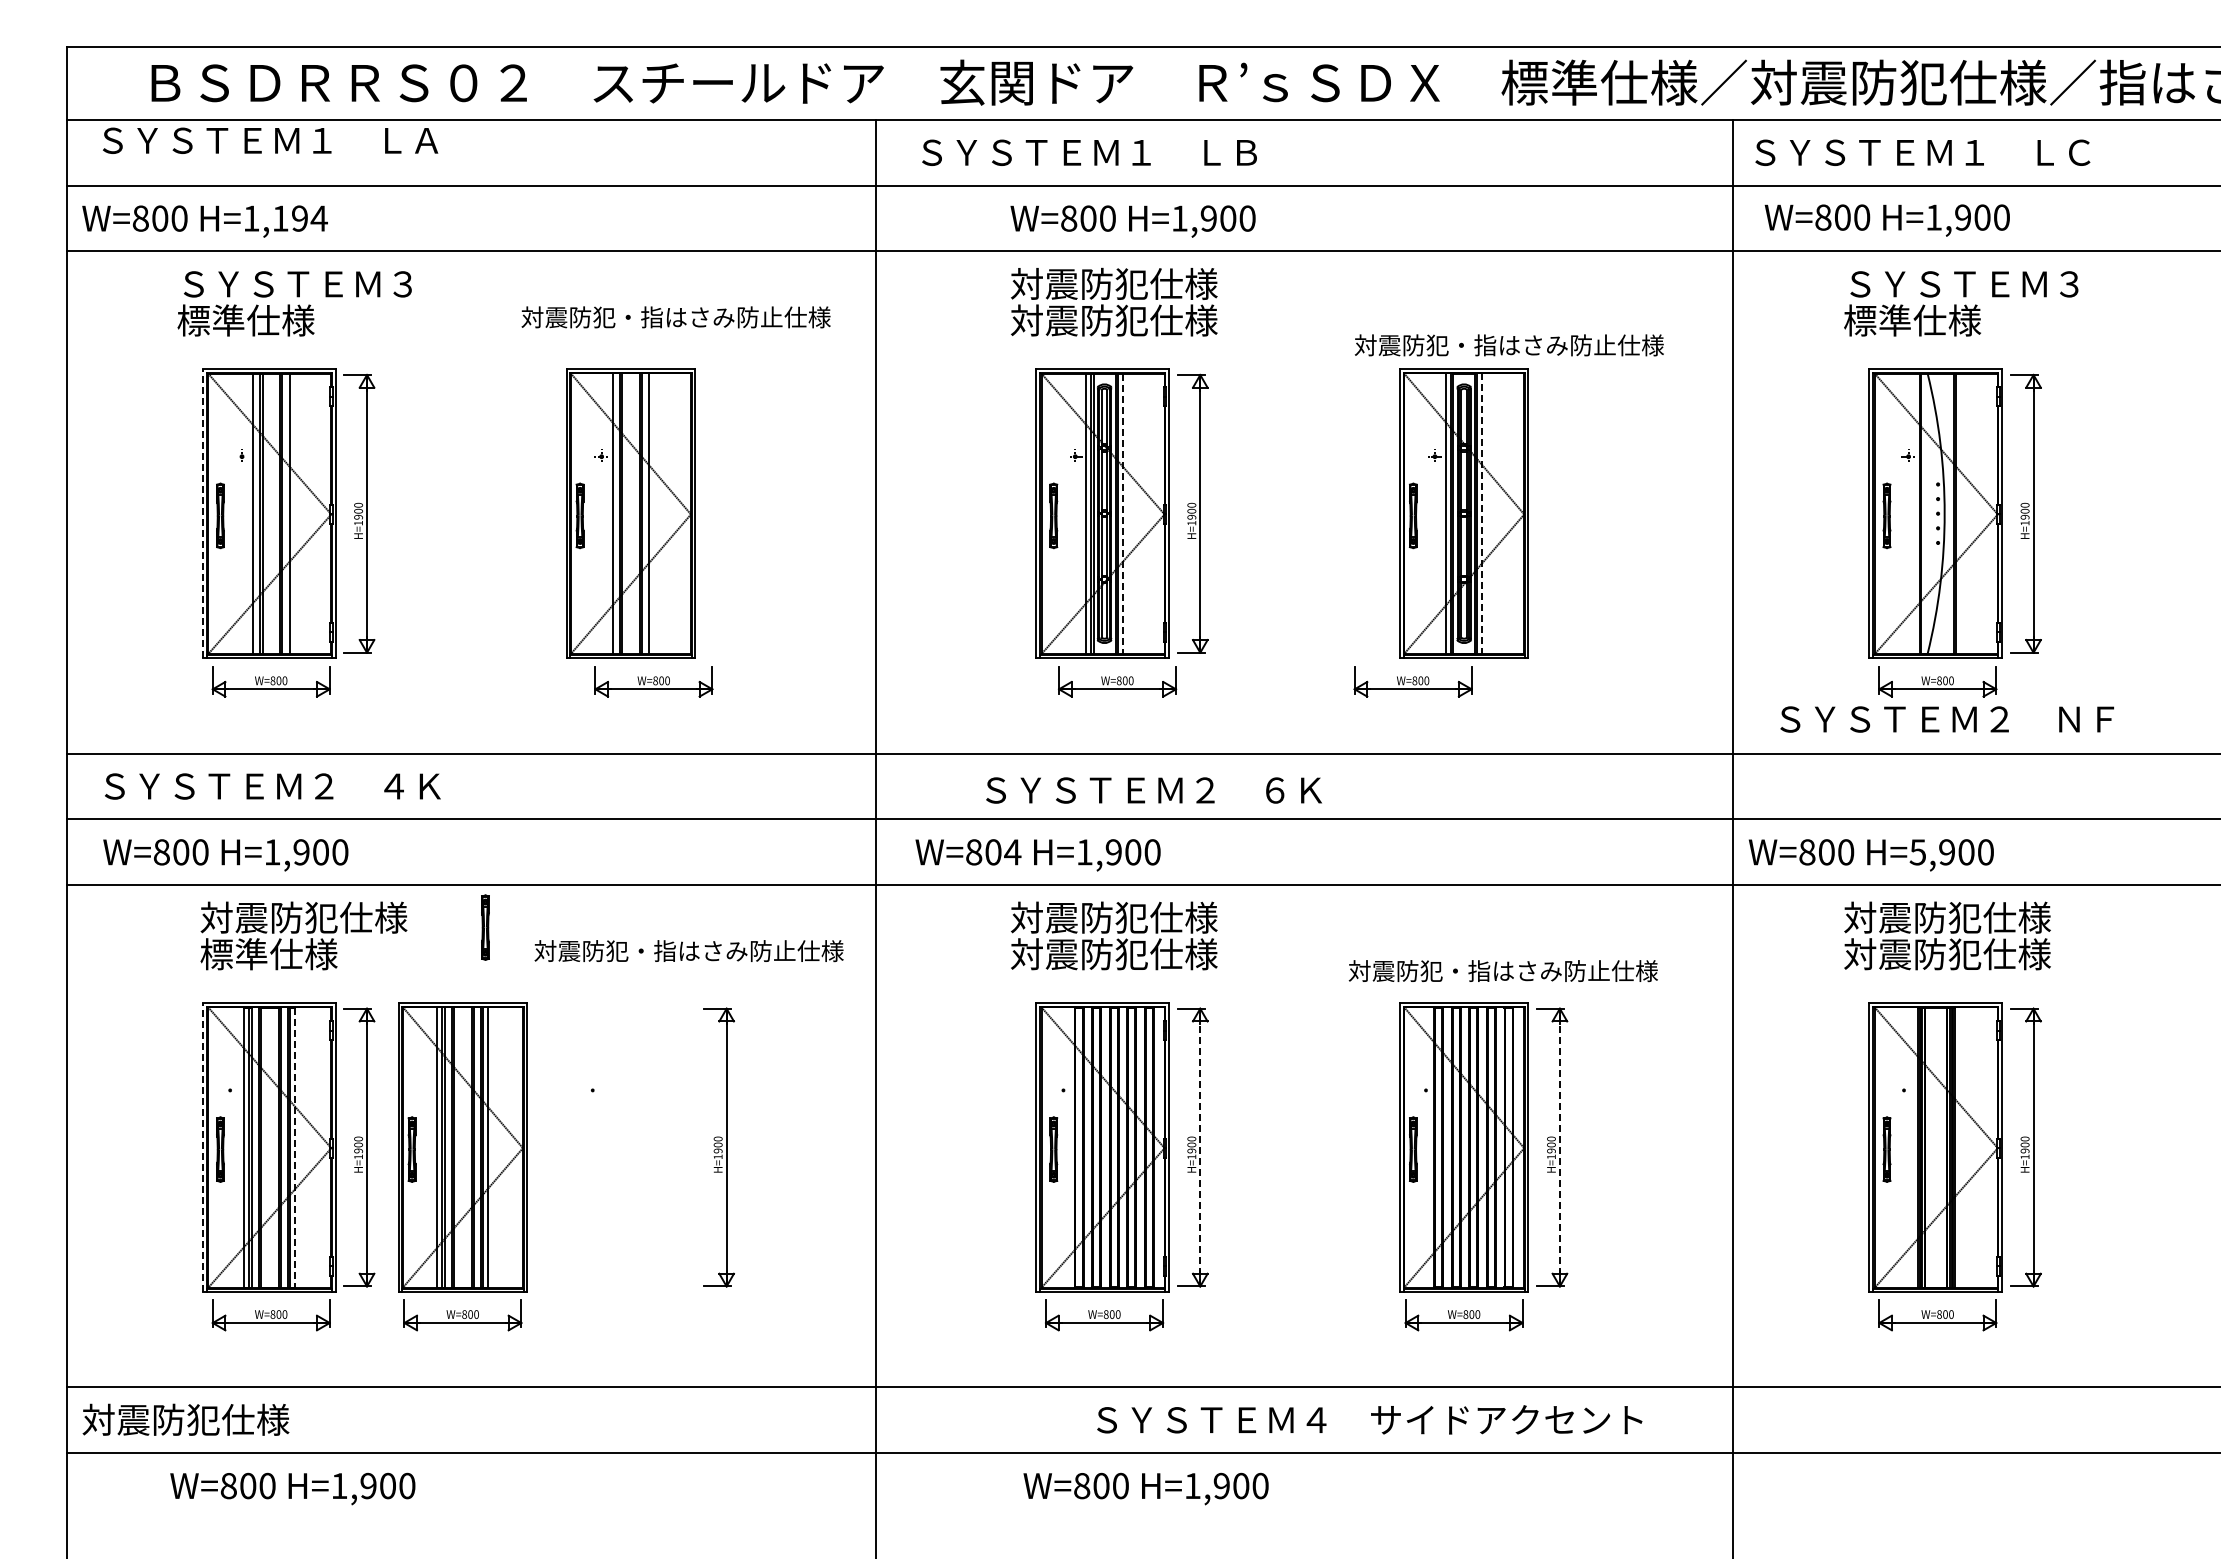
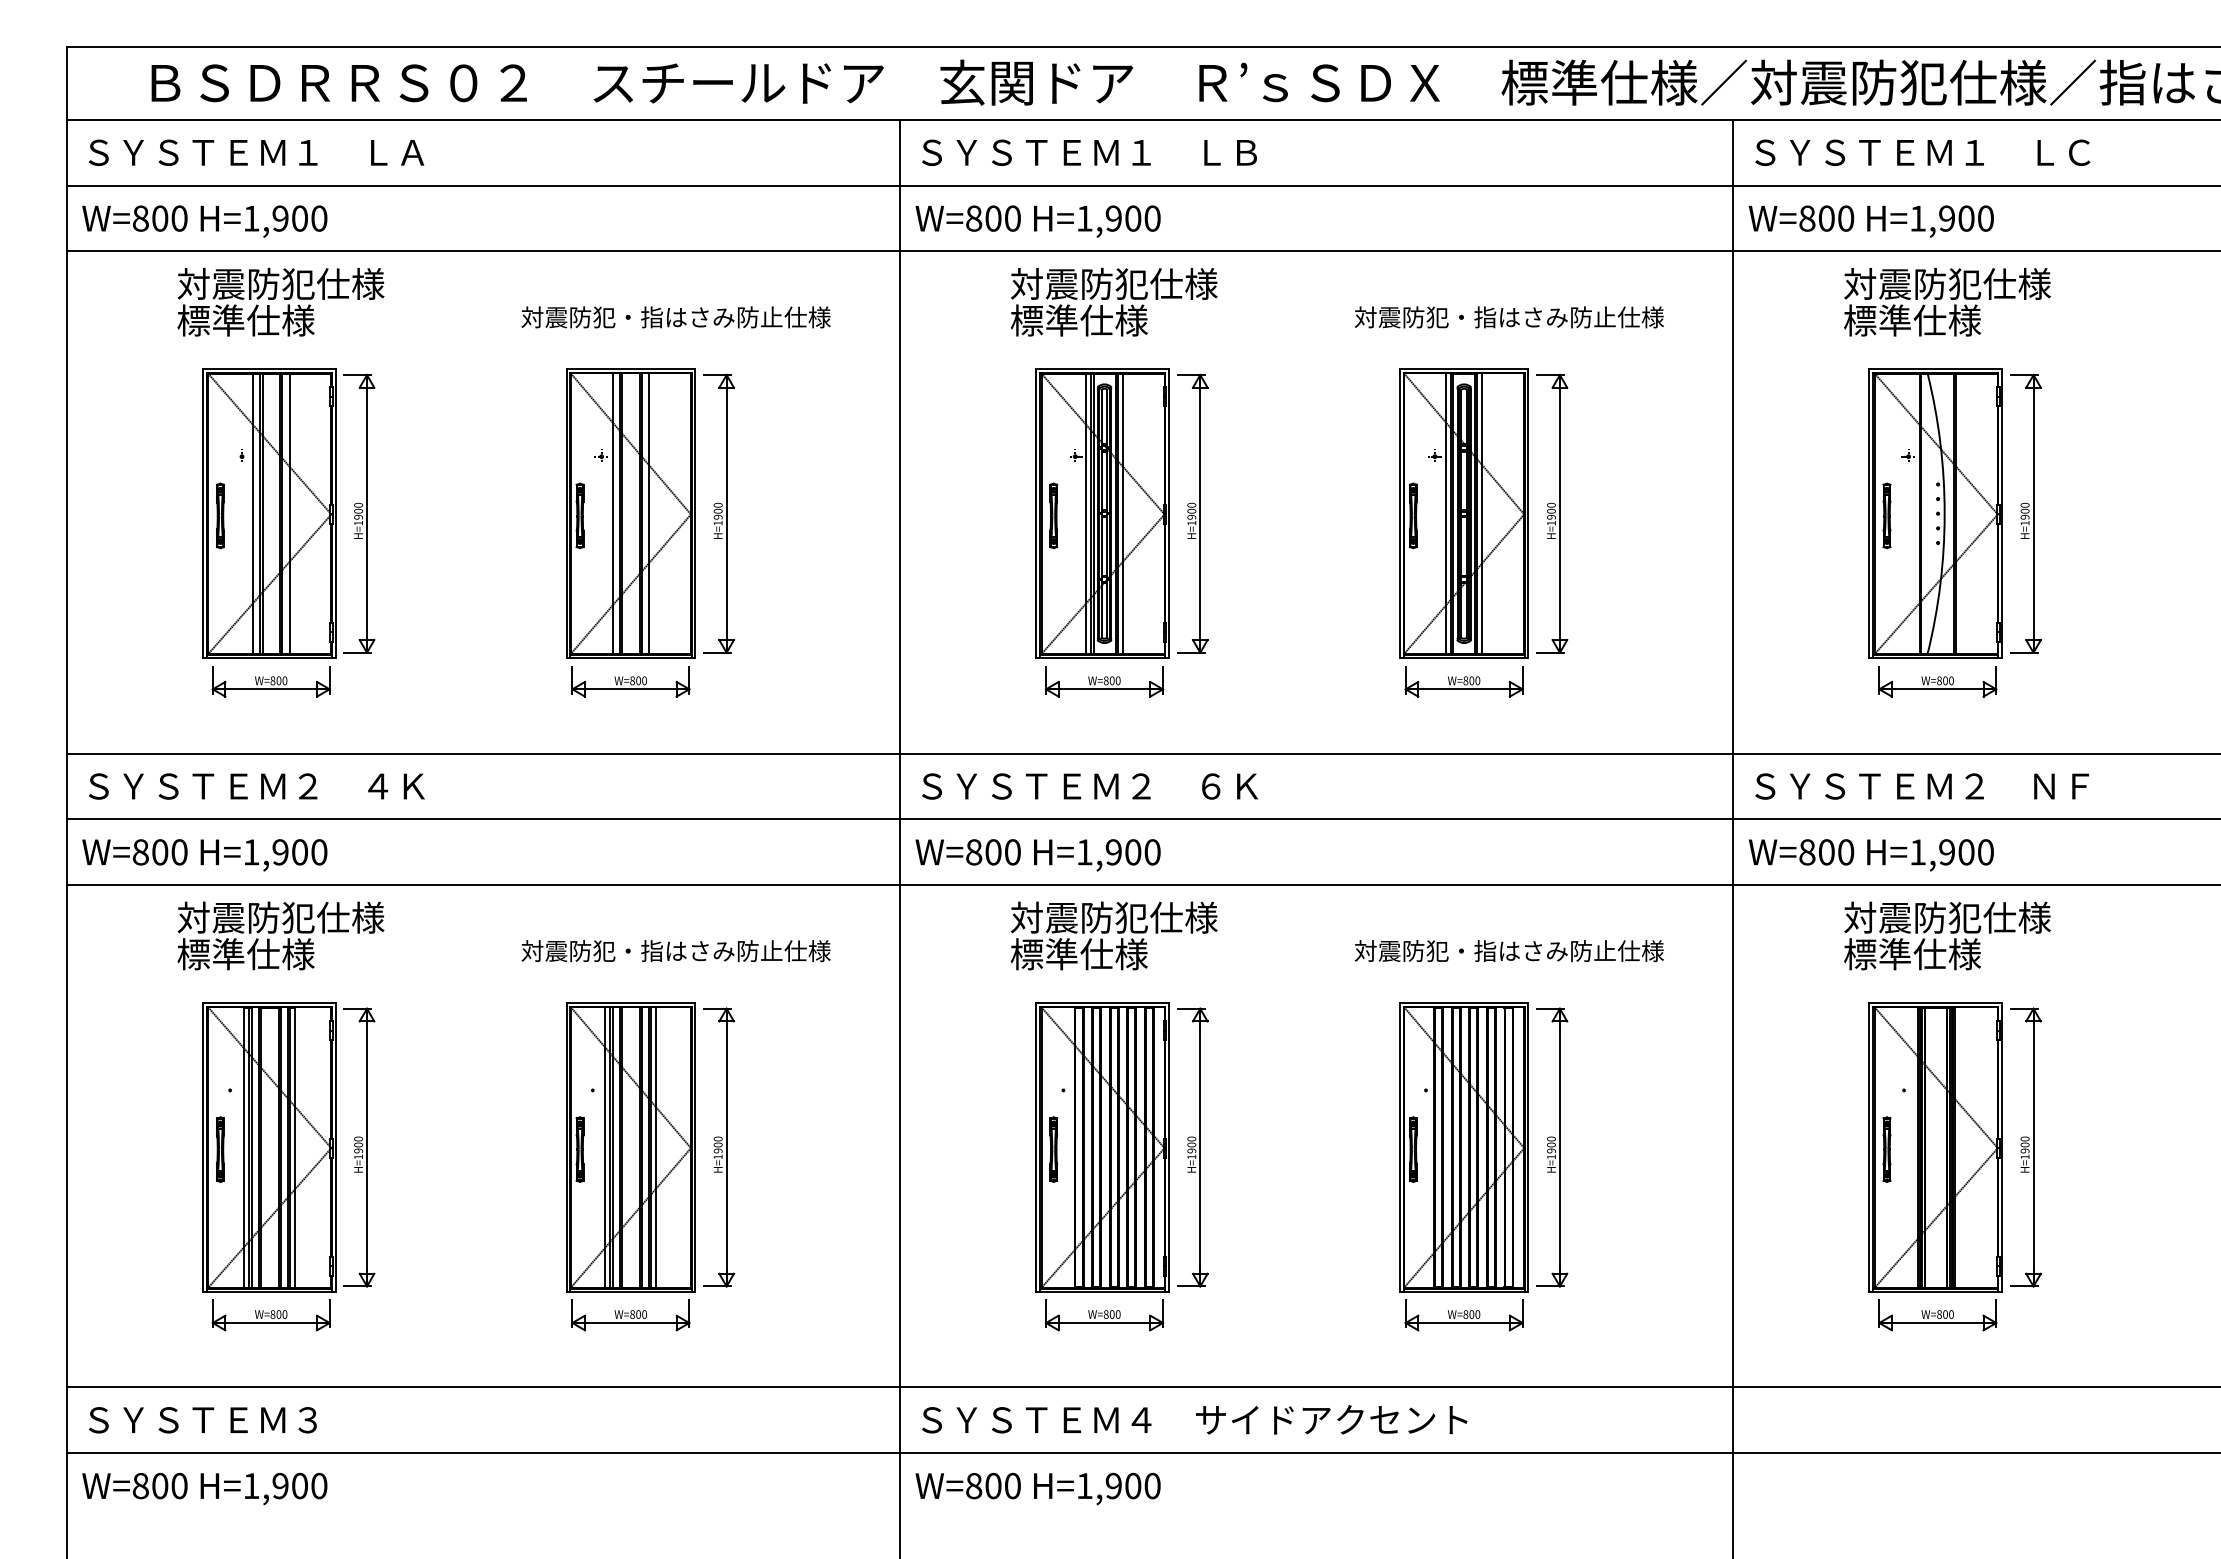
text position: (270, 140) -> (256, 152) (256, 152)
text: H=1,194 -> H=1,900 (299, 218)
text position: (1886, 220) -> (1870, 221) (1870, 221)
text position: (1132, 221) -> (1037, 221) (1037, 221)
text: ＳＹＳＴＥＭ３ -> 対震防犯仕様 (294, 283)
text: ＳＹＳＴＥＭ３ -> 対震防犯仕様 (1961, 283)
text: 対震防犯仕様 -> 標準仕様 (1113, 320)
text position: (1508, 345) -> (1508, 317) (1508, 317)
line: dashed -> solid (202, 513)
part: none -> present (718, 513)
part: none -> present (1552, 513)
line: dashed -> solid (1122, 514)
line: dashed -> solid (1482, 514)
part position: (653, 681) -> (630, 681) (630, 681)
part position: (1117, 681) -> (1104, 681) (1104, 681)
part position: (1412, 681) -> (1463, 681) (1463, 681)
text position: (1946, 719) -> (1921, 786) (1921, 786)
text position: (272, 786) -> (256, 786) (256, 786)
text position: (1153, 790) -> (1089, 786) (1089, 786)
line position: (875, 837) -> (899, 837) (899, 837)
text: W=804 -> W=800 (1012, 852)
text: H=5,900 -> H=1,900 (1917, 852)
text position: (225, 855) -> (204, 855) (204, 855)
part: present -> none (485, 927)
text position: (303, 935) -> (280, 935) (280, 935)
text position: (688, 951) -> (675, 951) (675, 951)
text: 対震防犯仕様 -> 標準仕様 (1113, 954)
text: 対震防犯仕様 -> 標準仕様 (1947, 954)
text position: (1502, 971) -> (1508, 951) (1508, 951)
line: dashed -> solid (202, 1146)
line: dashed -> solid (295, 1147)
line: dashed -> solid (1200, 1147)
line: dashed -> solid (1559, 1147)
part position: (462, 1166) -> (630, 1166) (630, 1166)
text: 対震防犯仕様 -> ＳＹＳＴＥＭ３ (199, 1419)
text position: (1369, 1419) -> (1194, 1419) (1194, 1419)
text position: (292, 1488) -> (204, 1488) (204, 1488)
text position: (1145, 1488) -> (1037, 1488) (1037, 1488)
